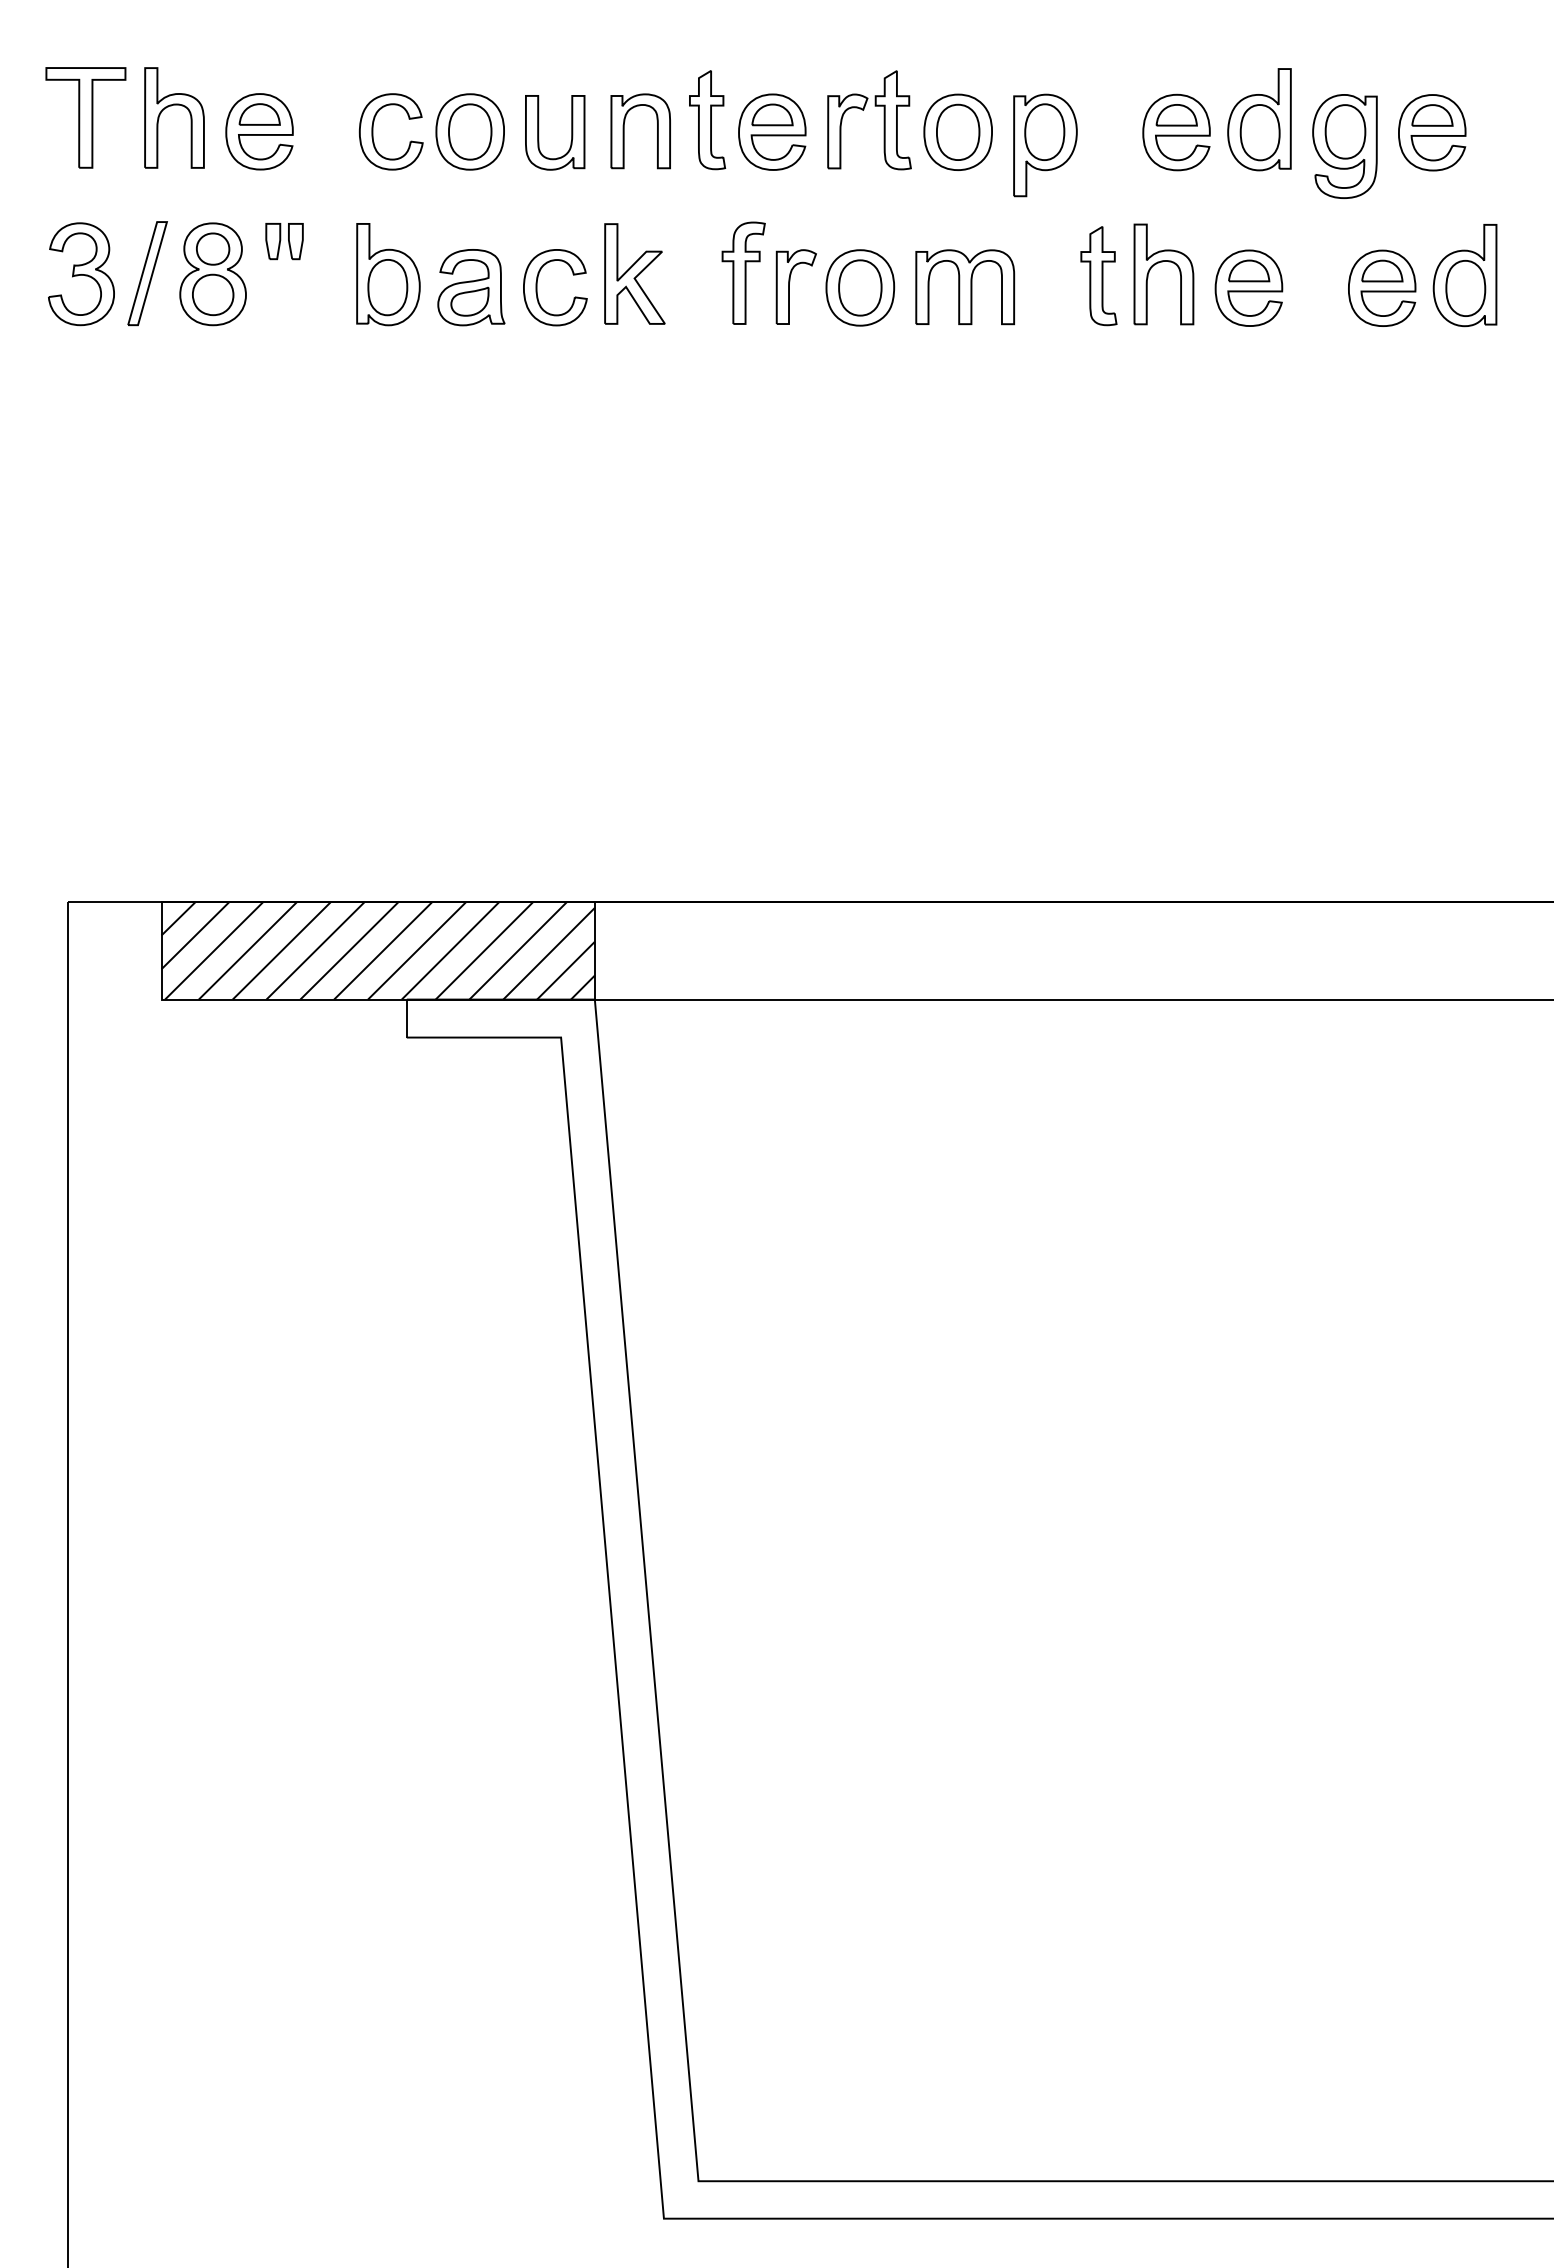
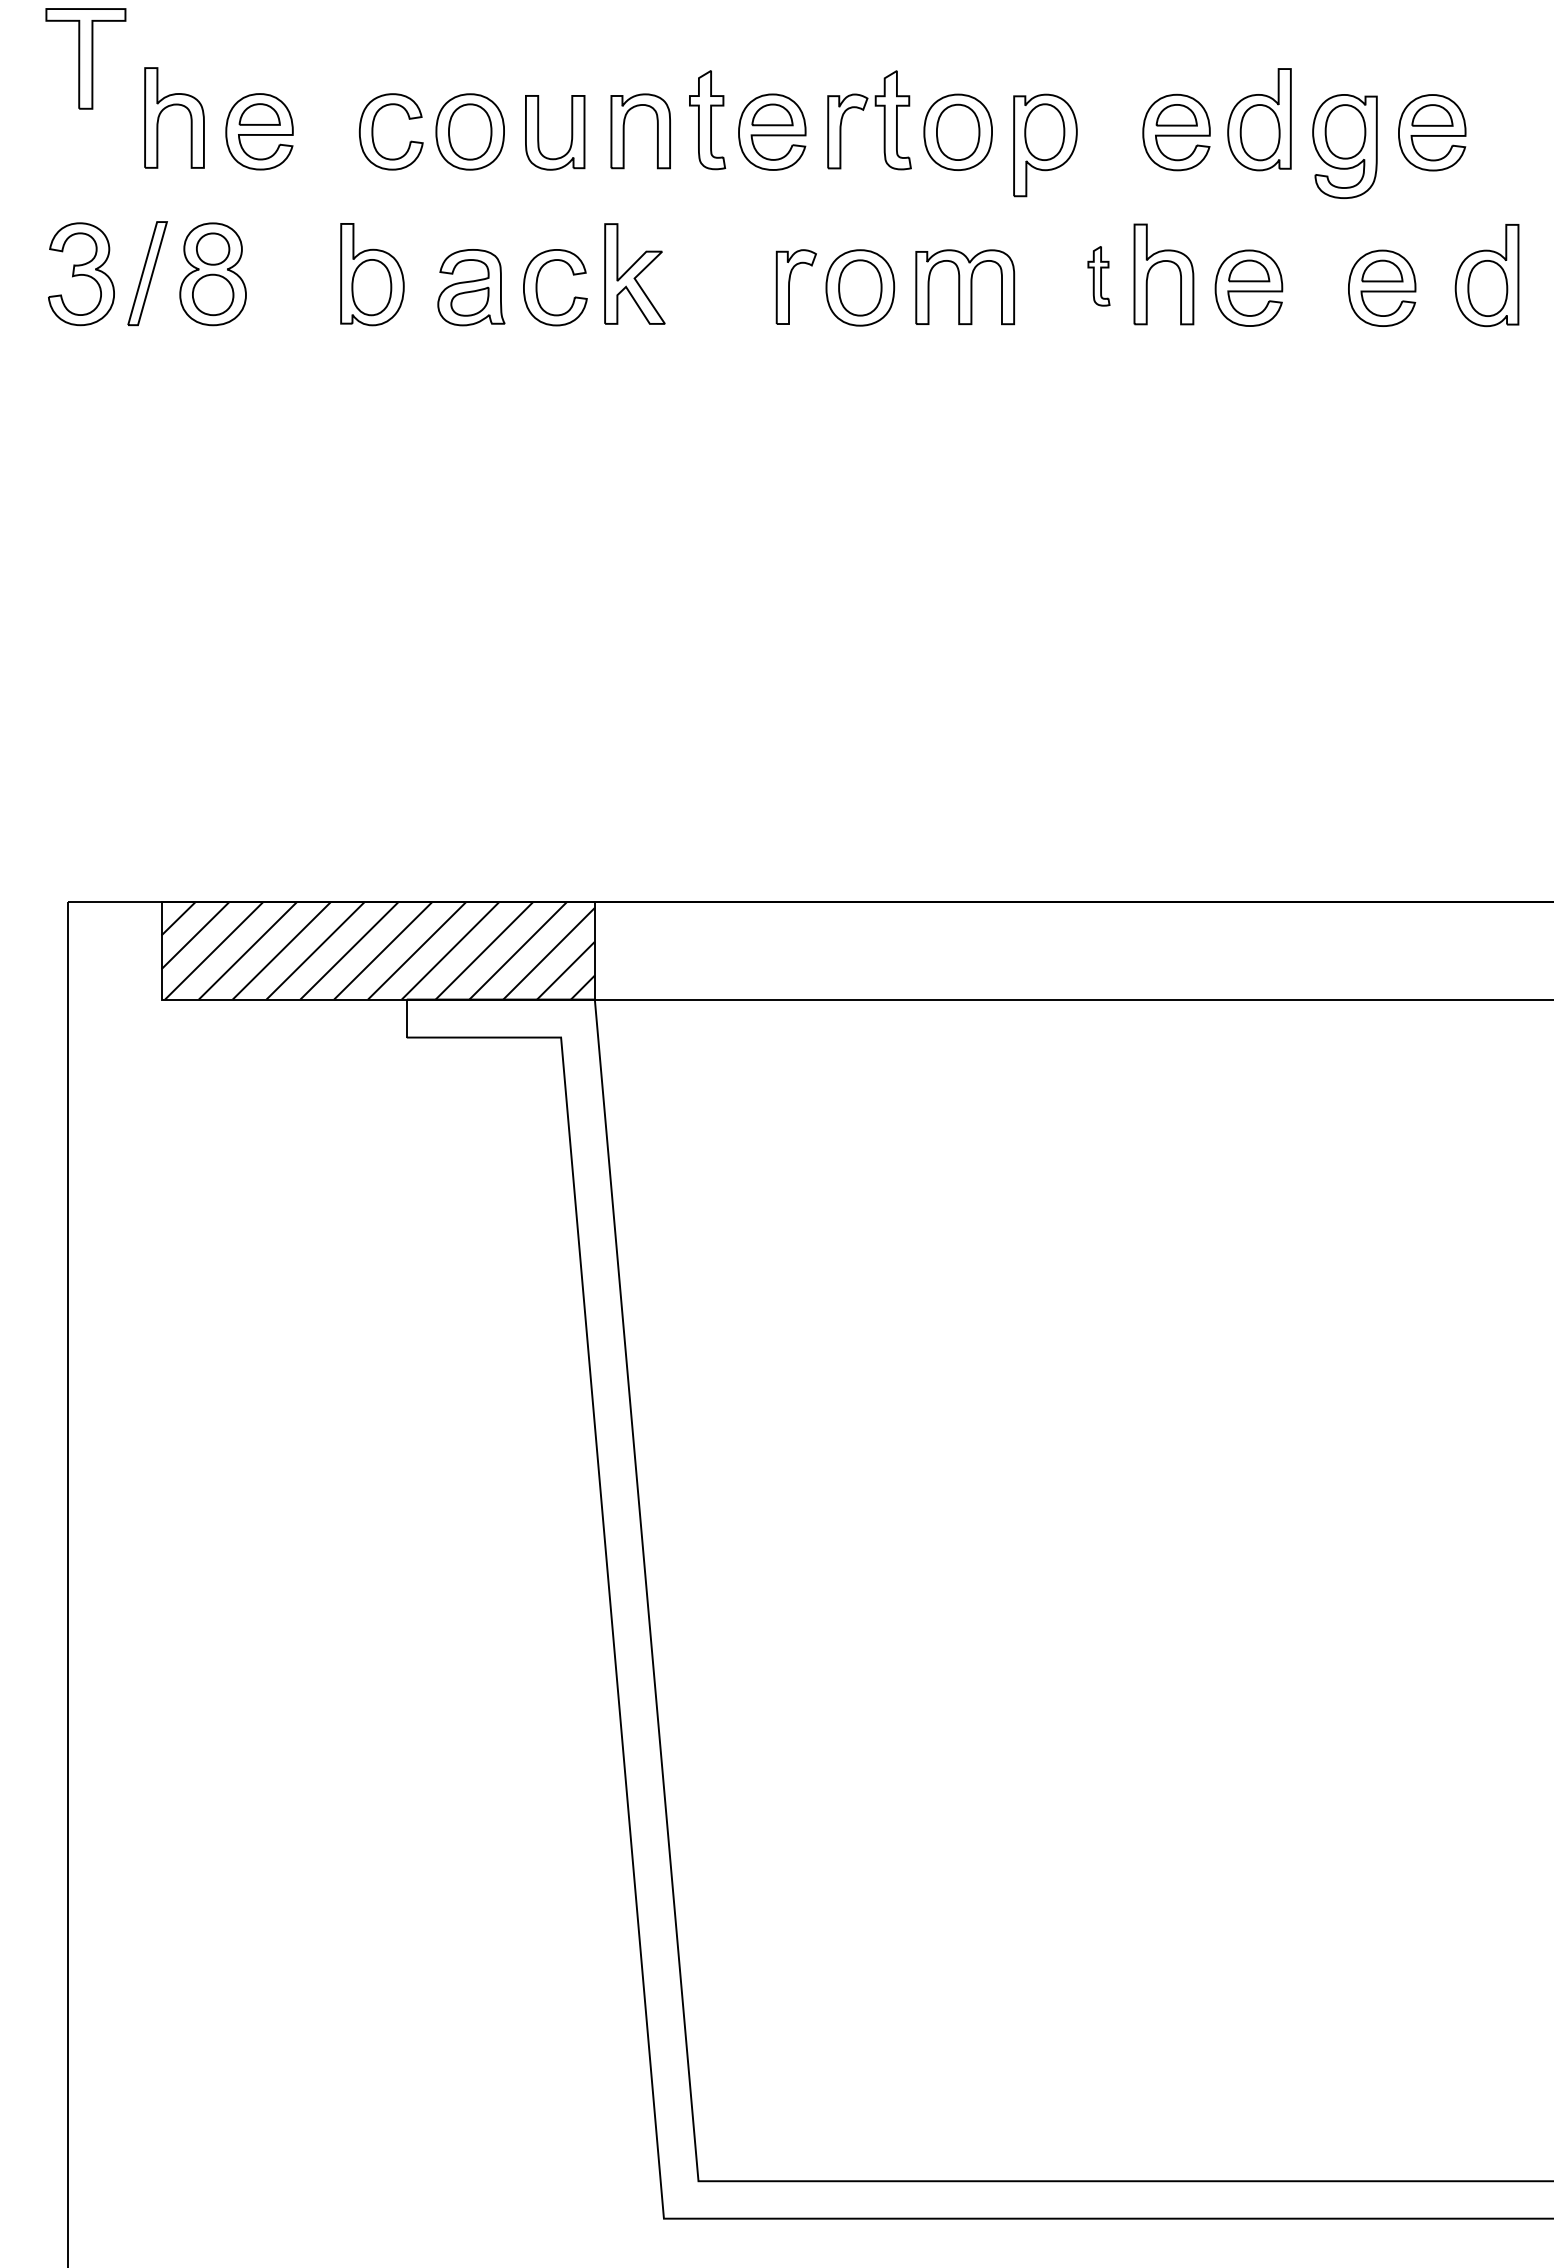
part position: (85, 117) -> (85, 58) (85, 58)
part: present -> none (284, 241)
part: present -> none (743, 272)
part position: (388, 274) -> (372, 274) (372, 274)
part position: (1464, 275) -> (1486, 275) (1486, 275)
part size: 38x101 px -> 24x61 px (1098, 276)
